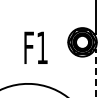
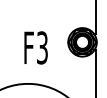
text: F1 -> F3 (42, 47)
line: dashed -> solid (95, 73)
